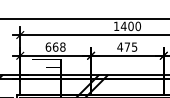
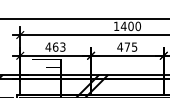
text: 668 -> 463 (55, 46)
